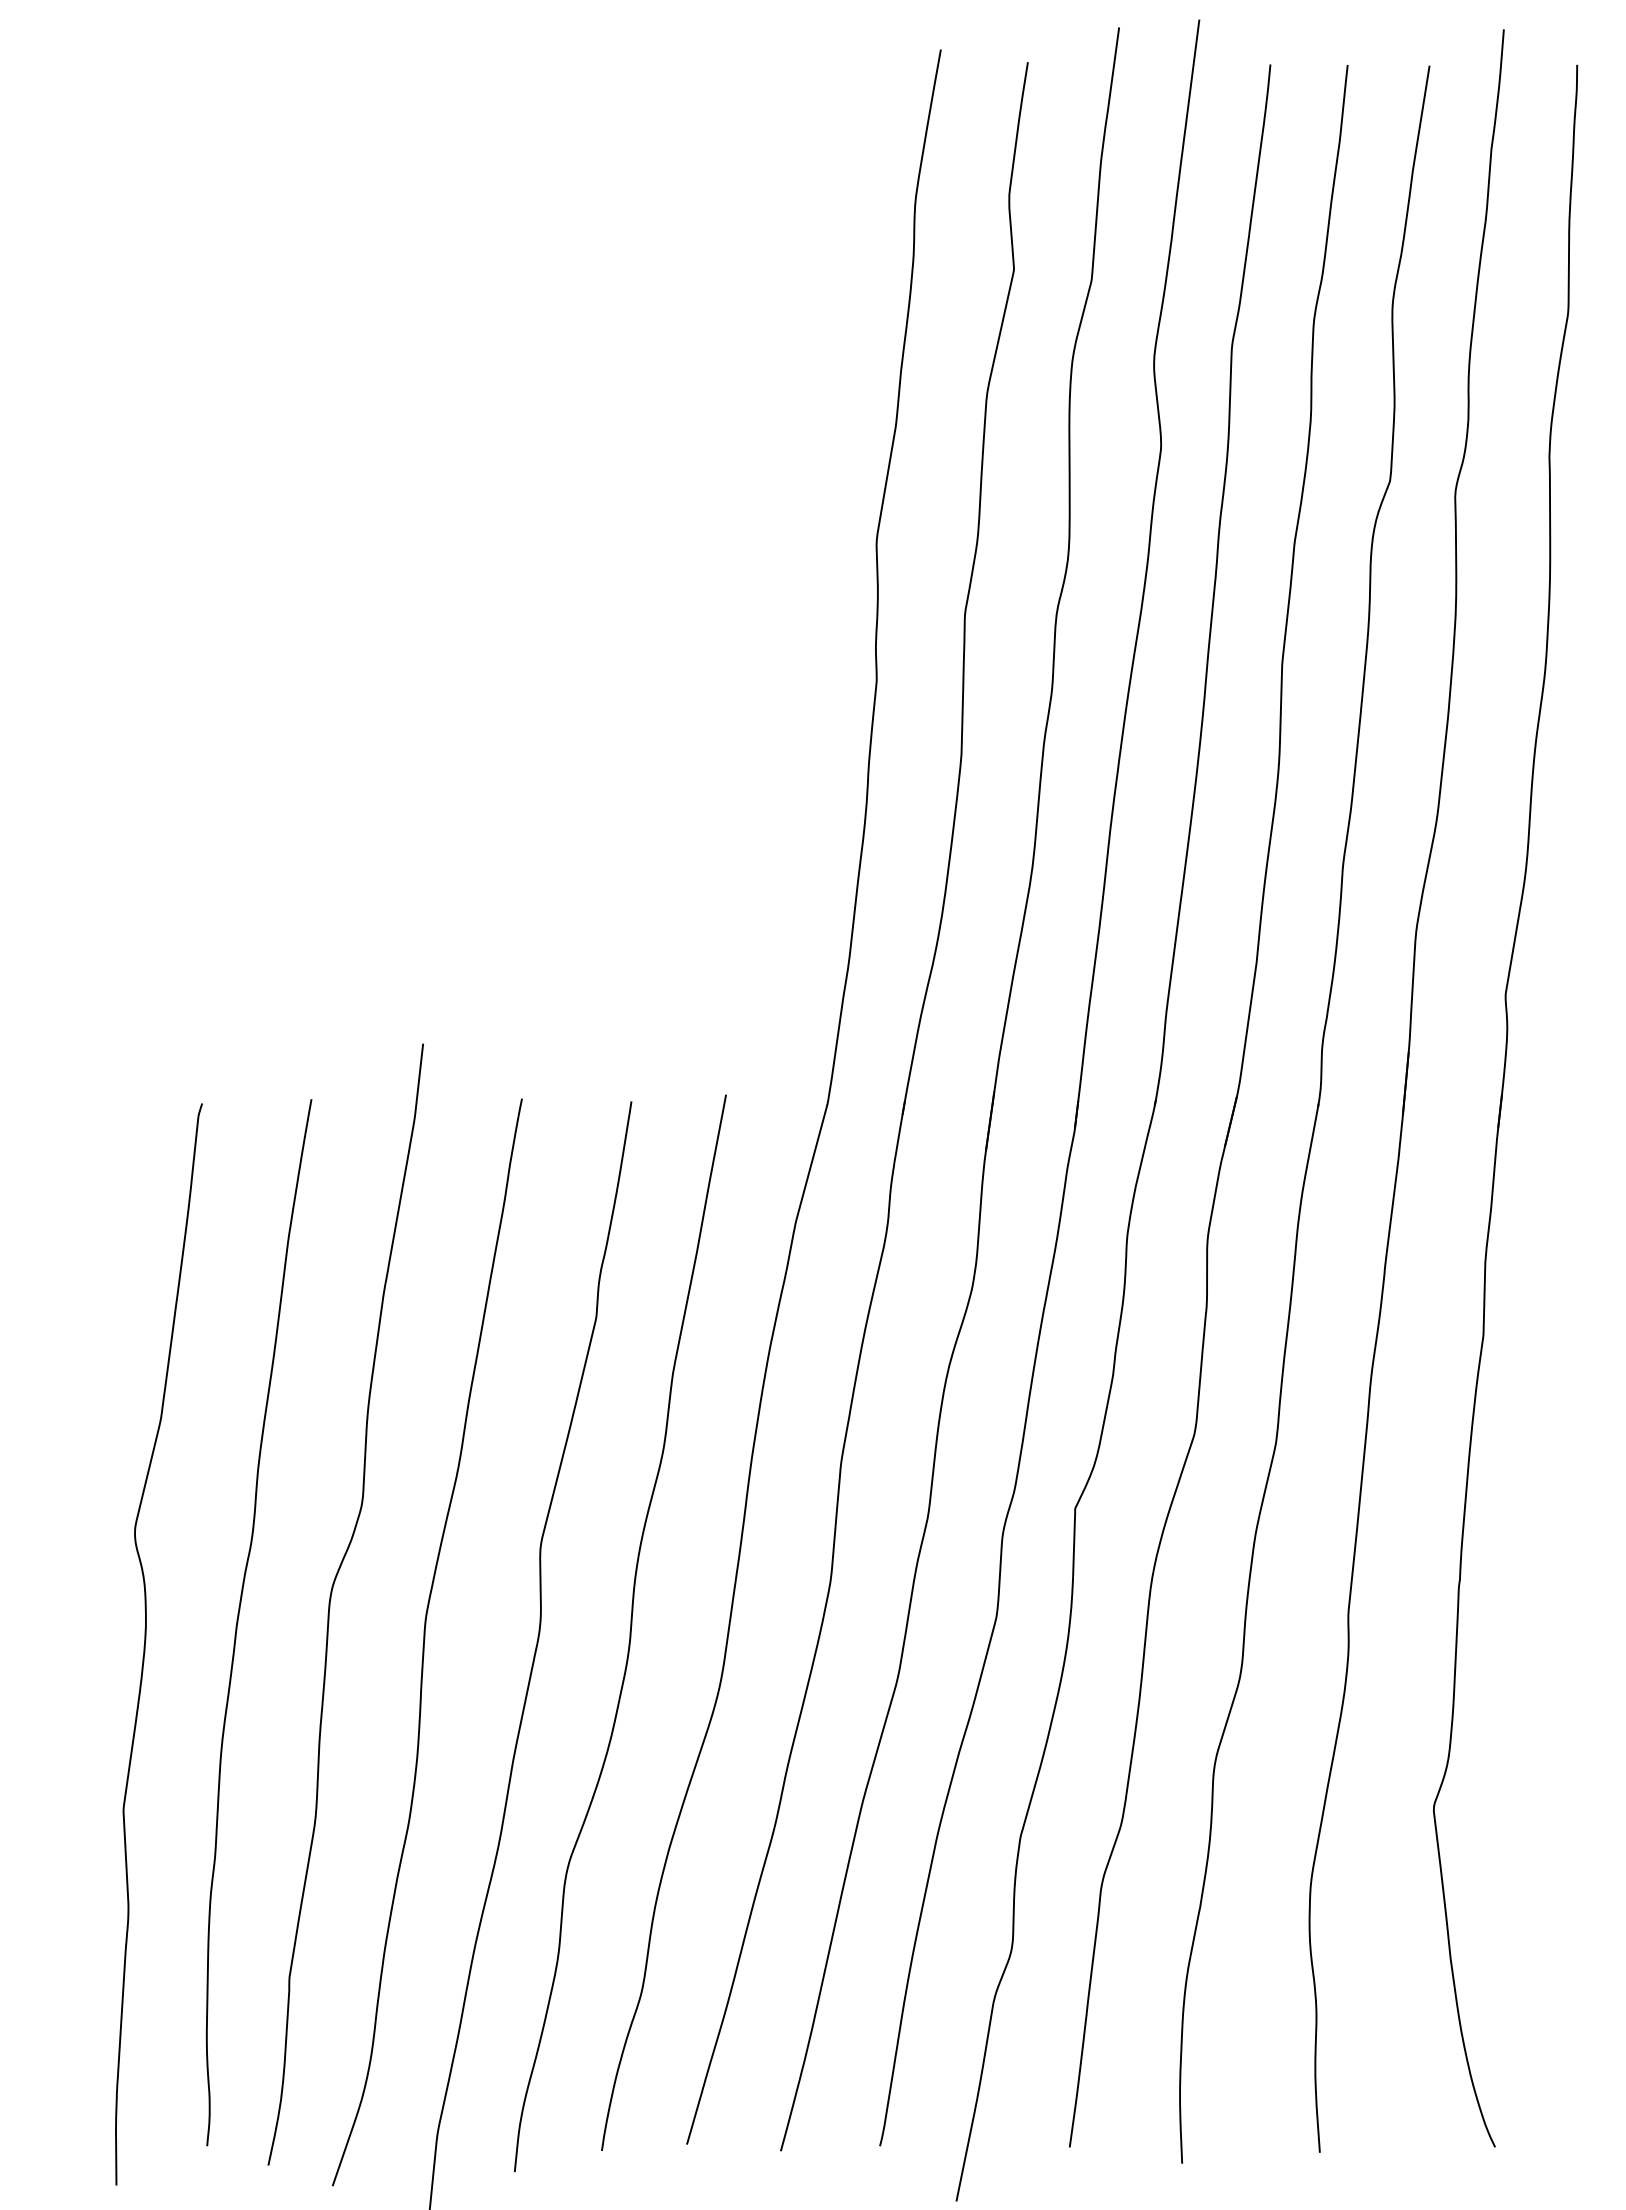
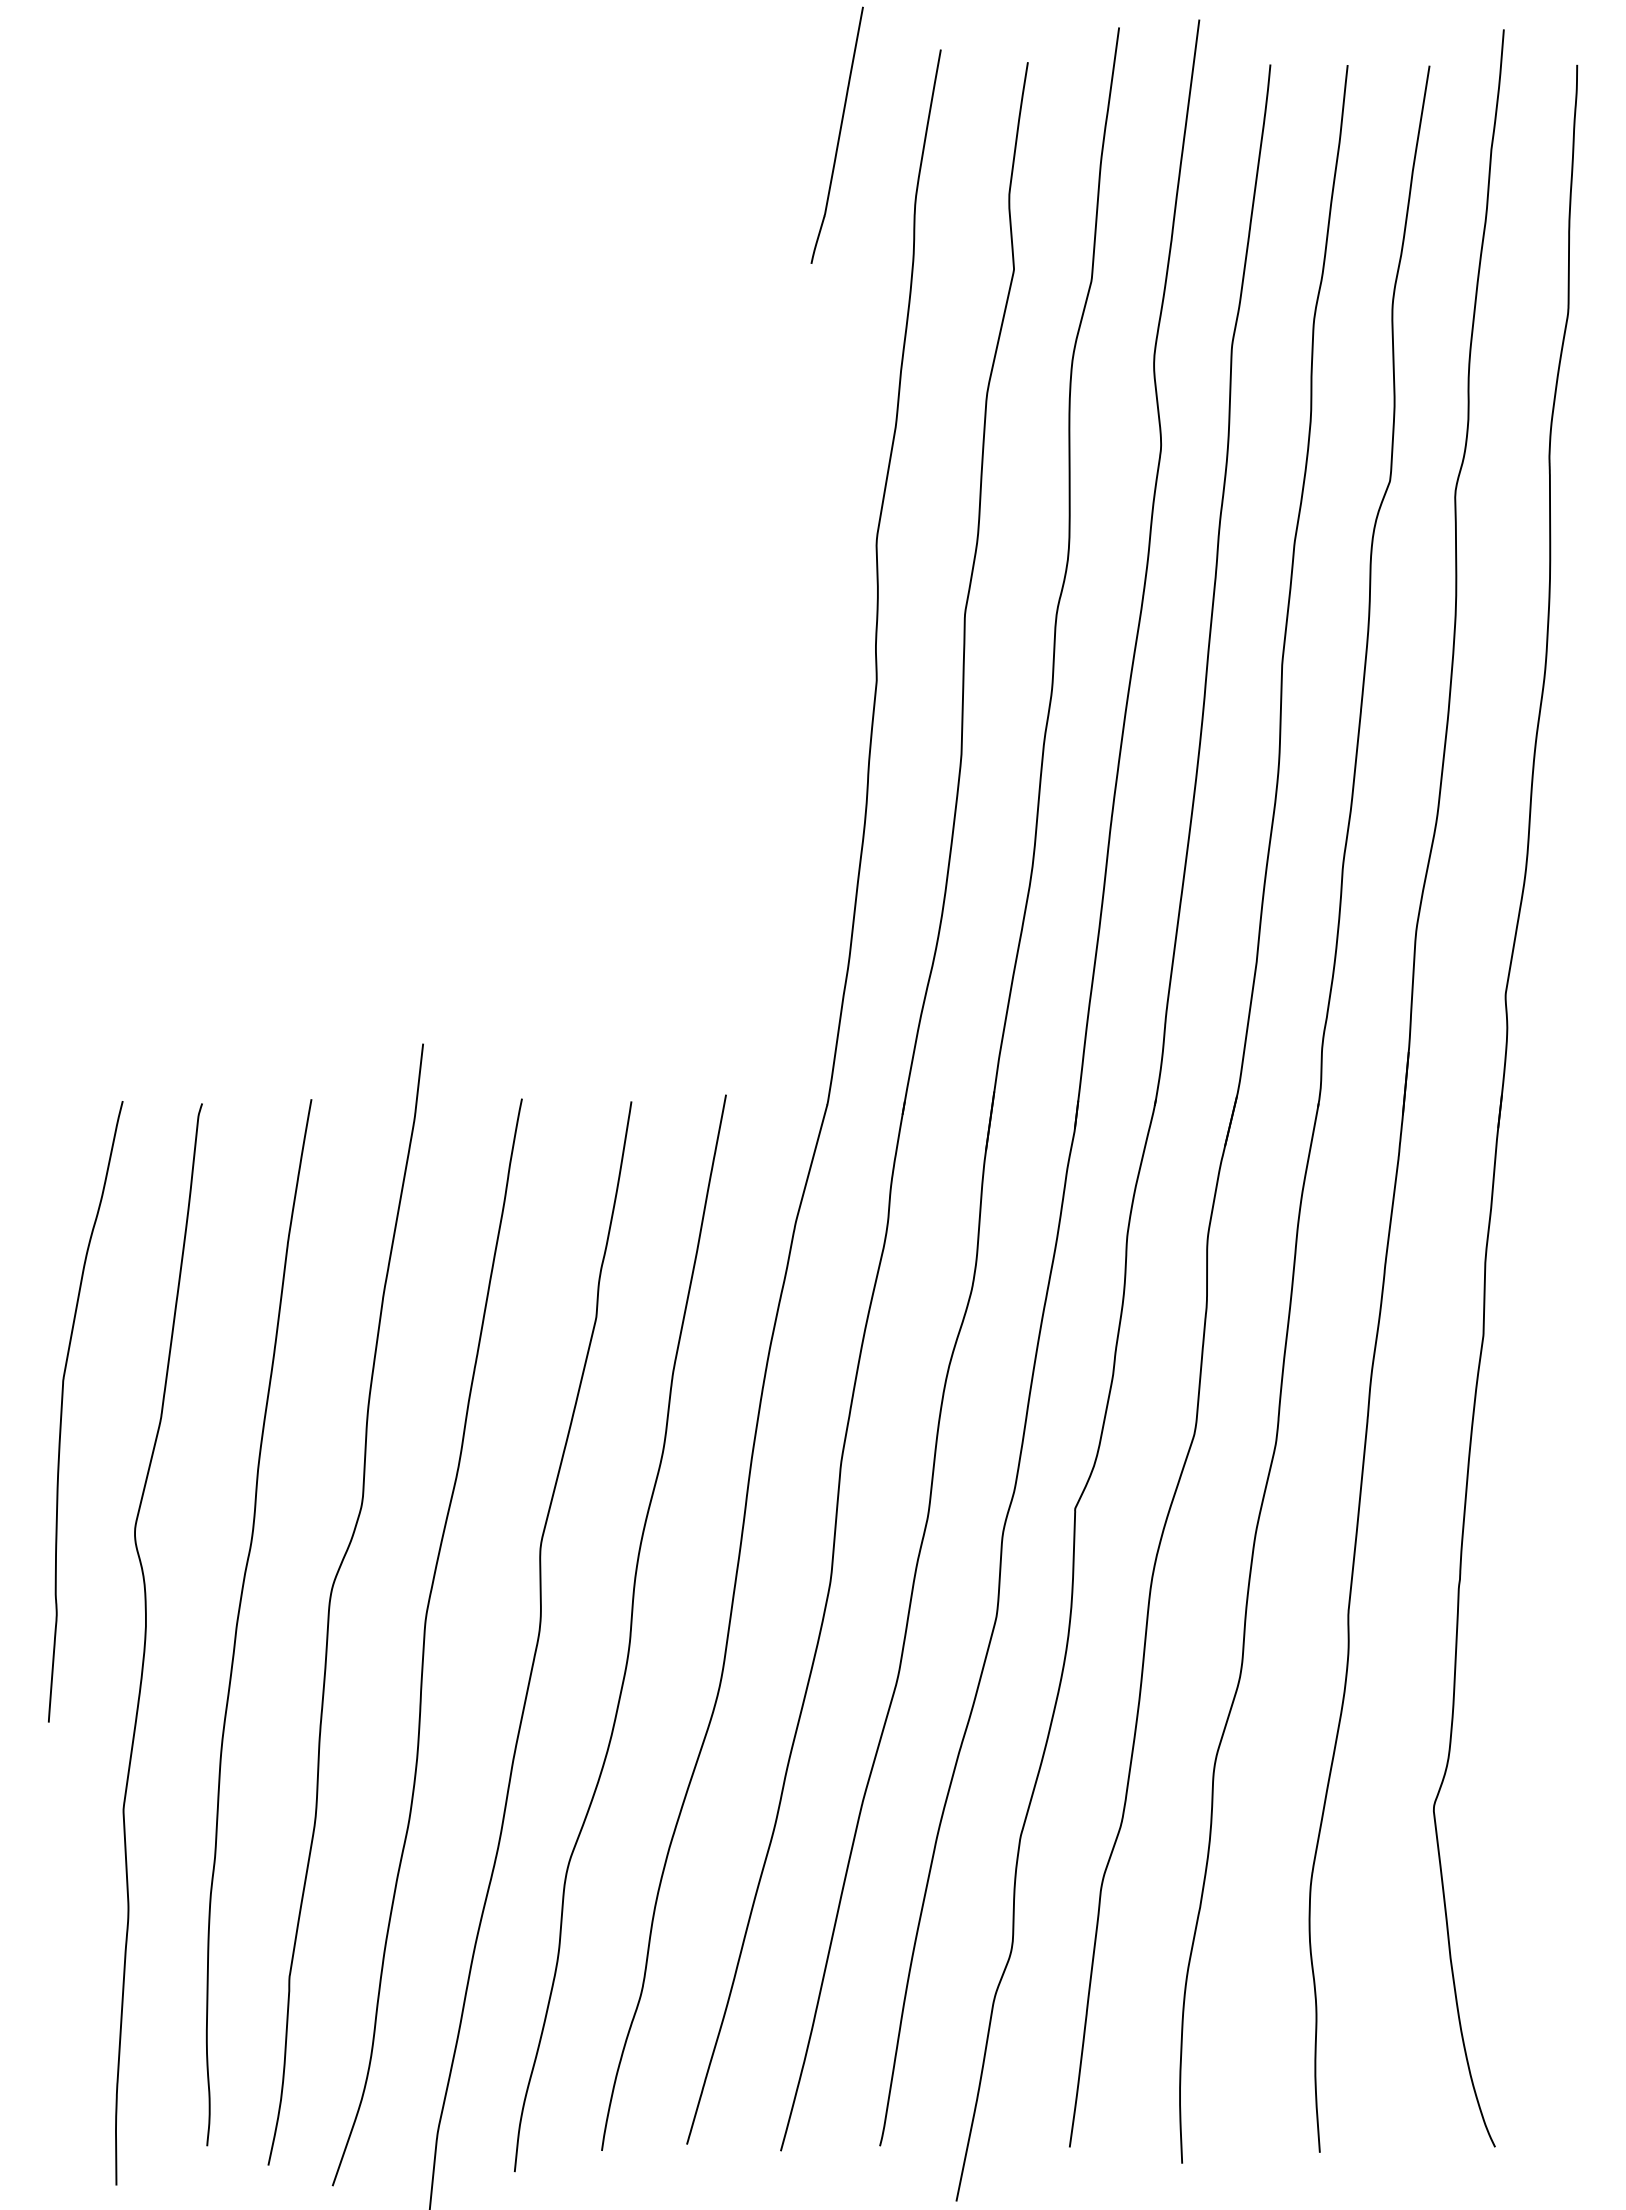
curve: none -> present (838, 134)
curve: none -> present (62, 1411)
